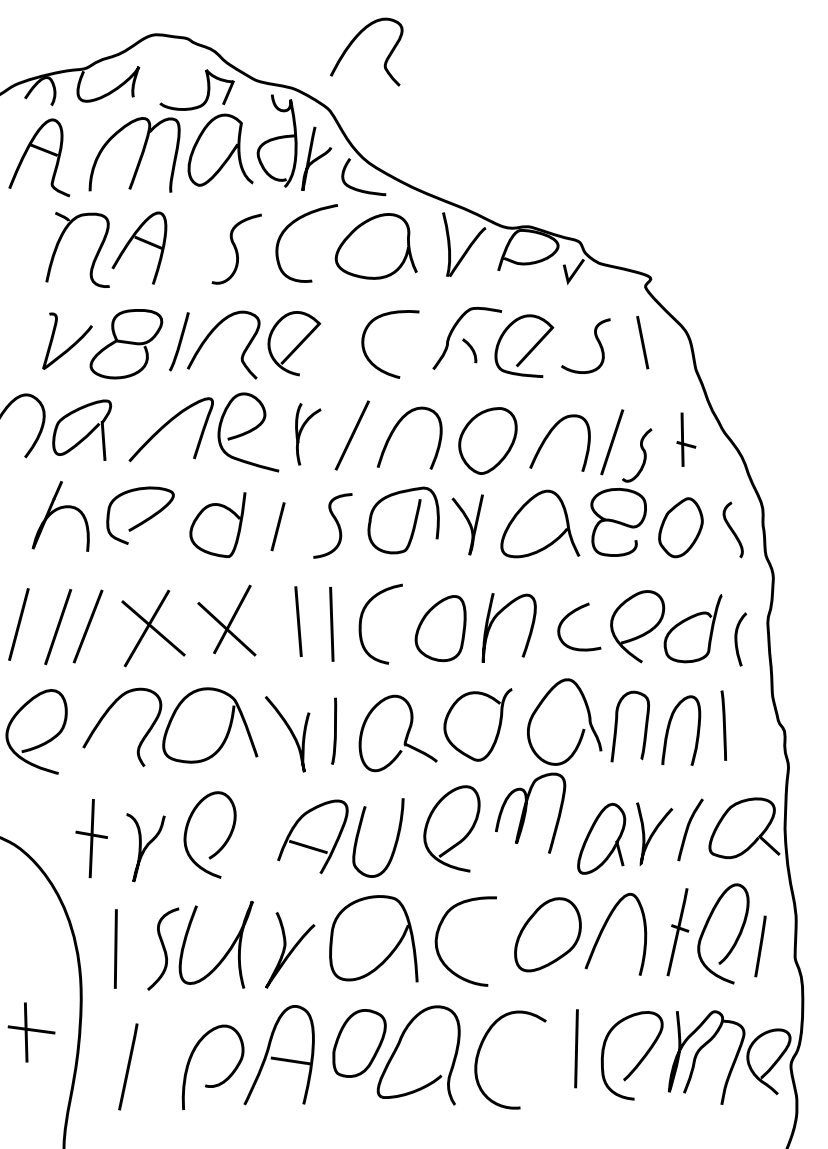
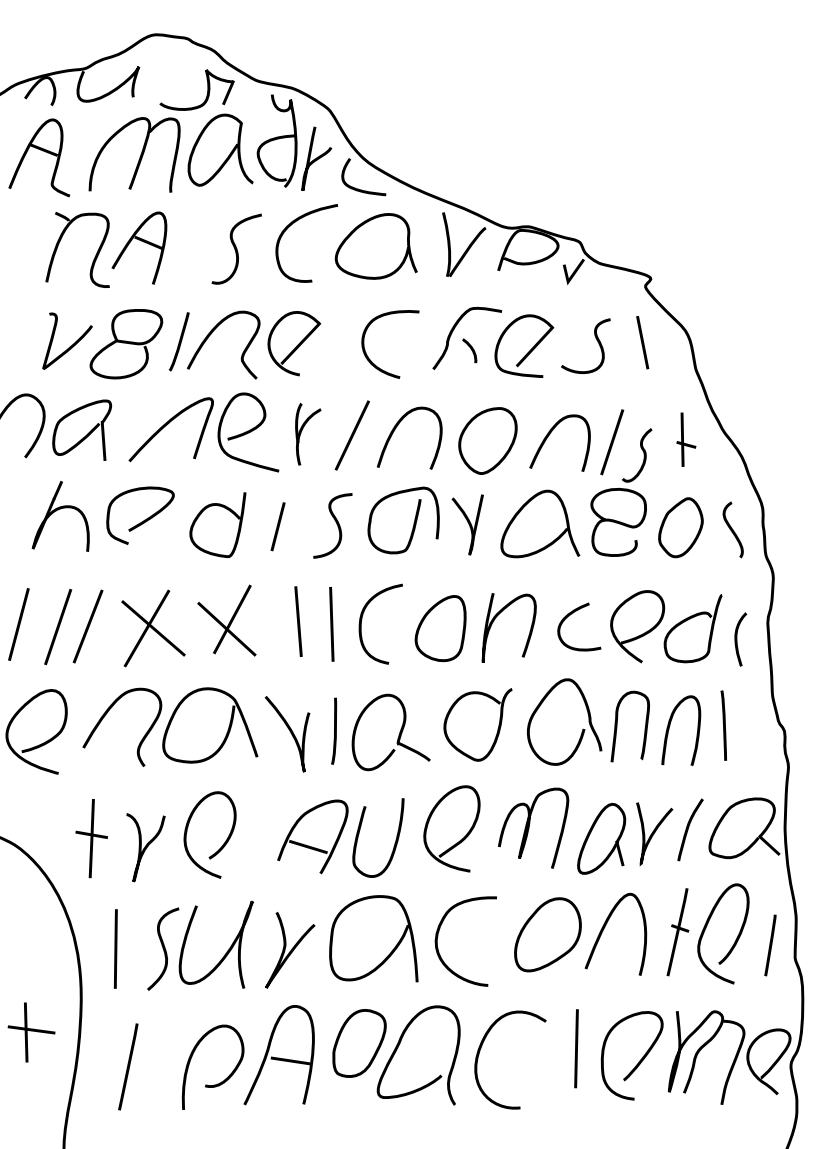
curve: present -> none (355, 40)
curve position: (405, 735) -> (398, 734) (398, 734)
curve position: (526, 812) -> (529, 827) (529, 827)
line position: (760, 946) -> (770, 945) (770, 945)
